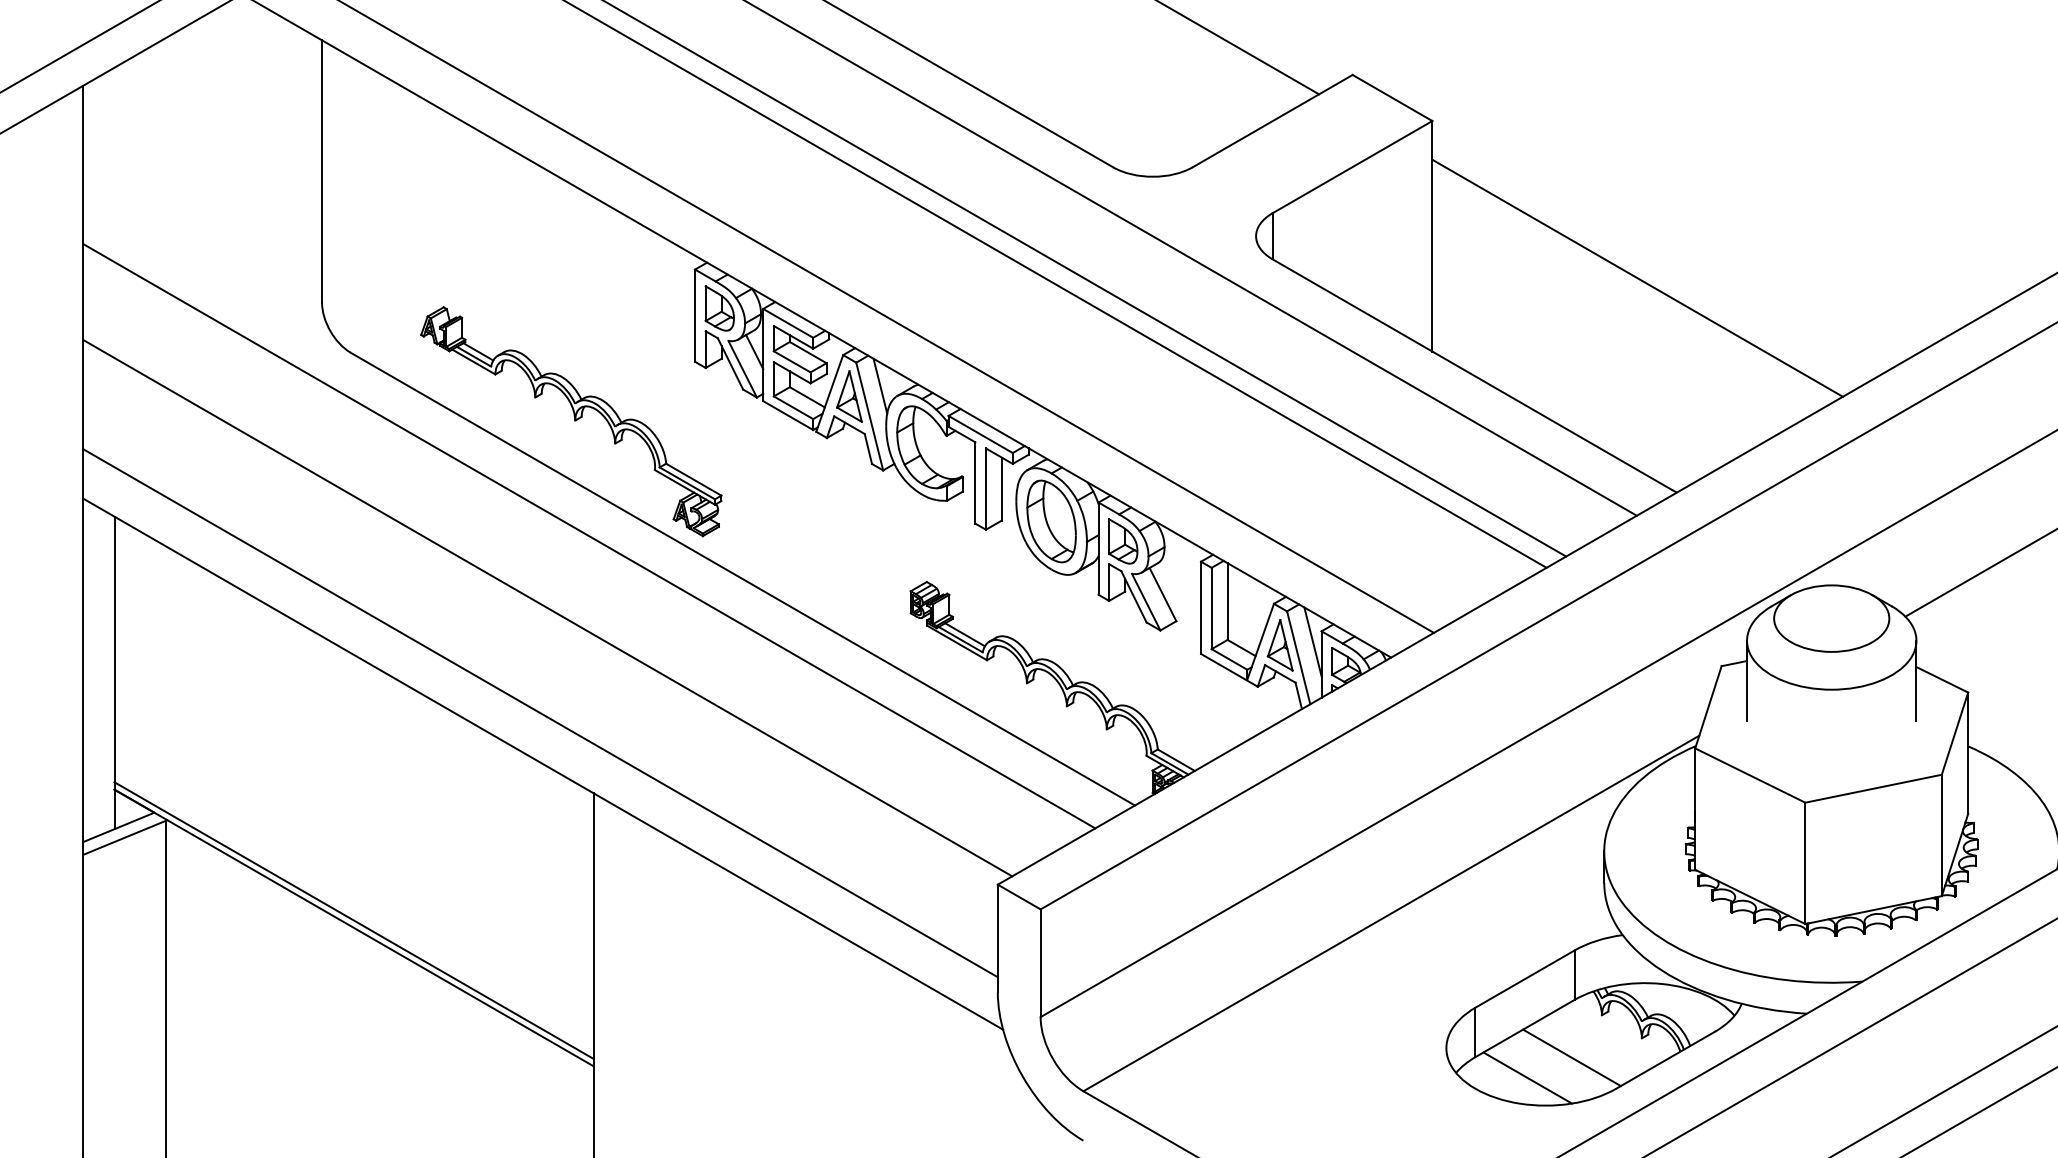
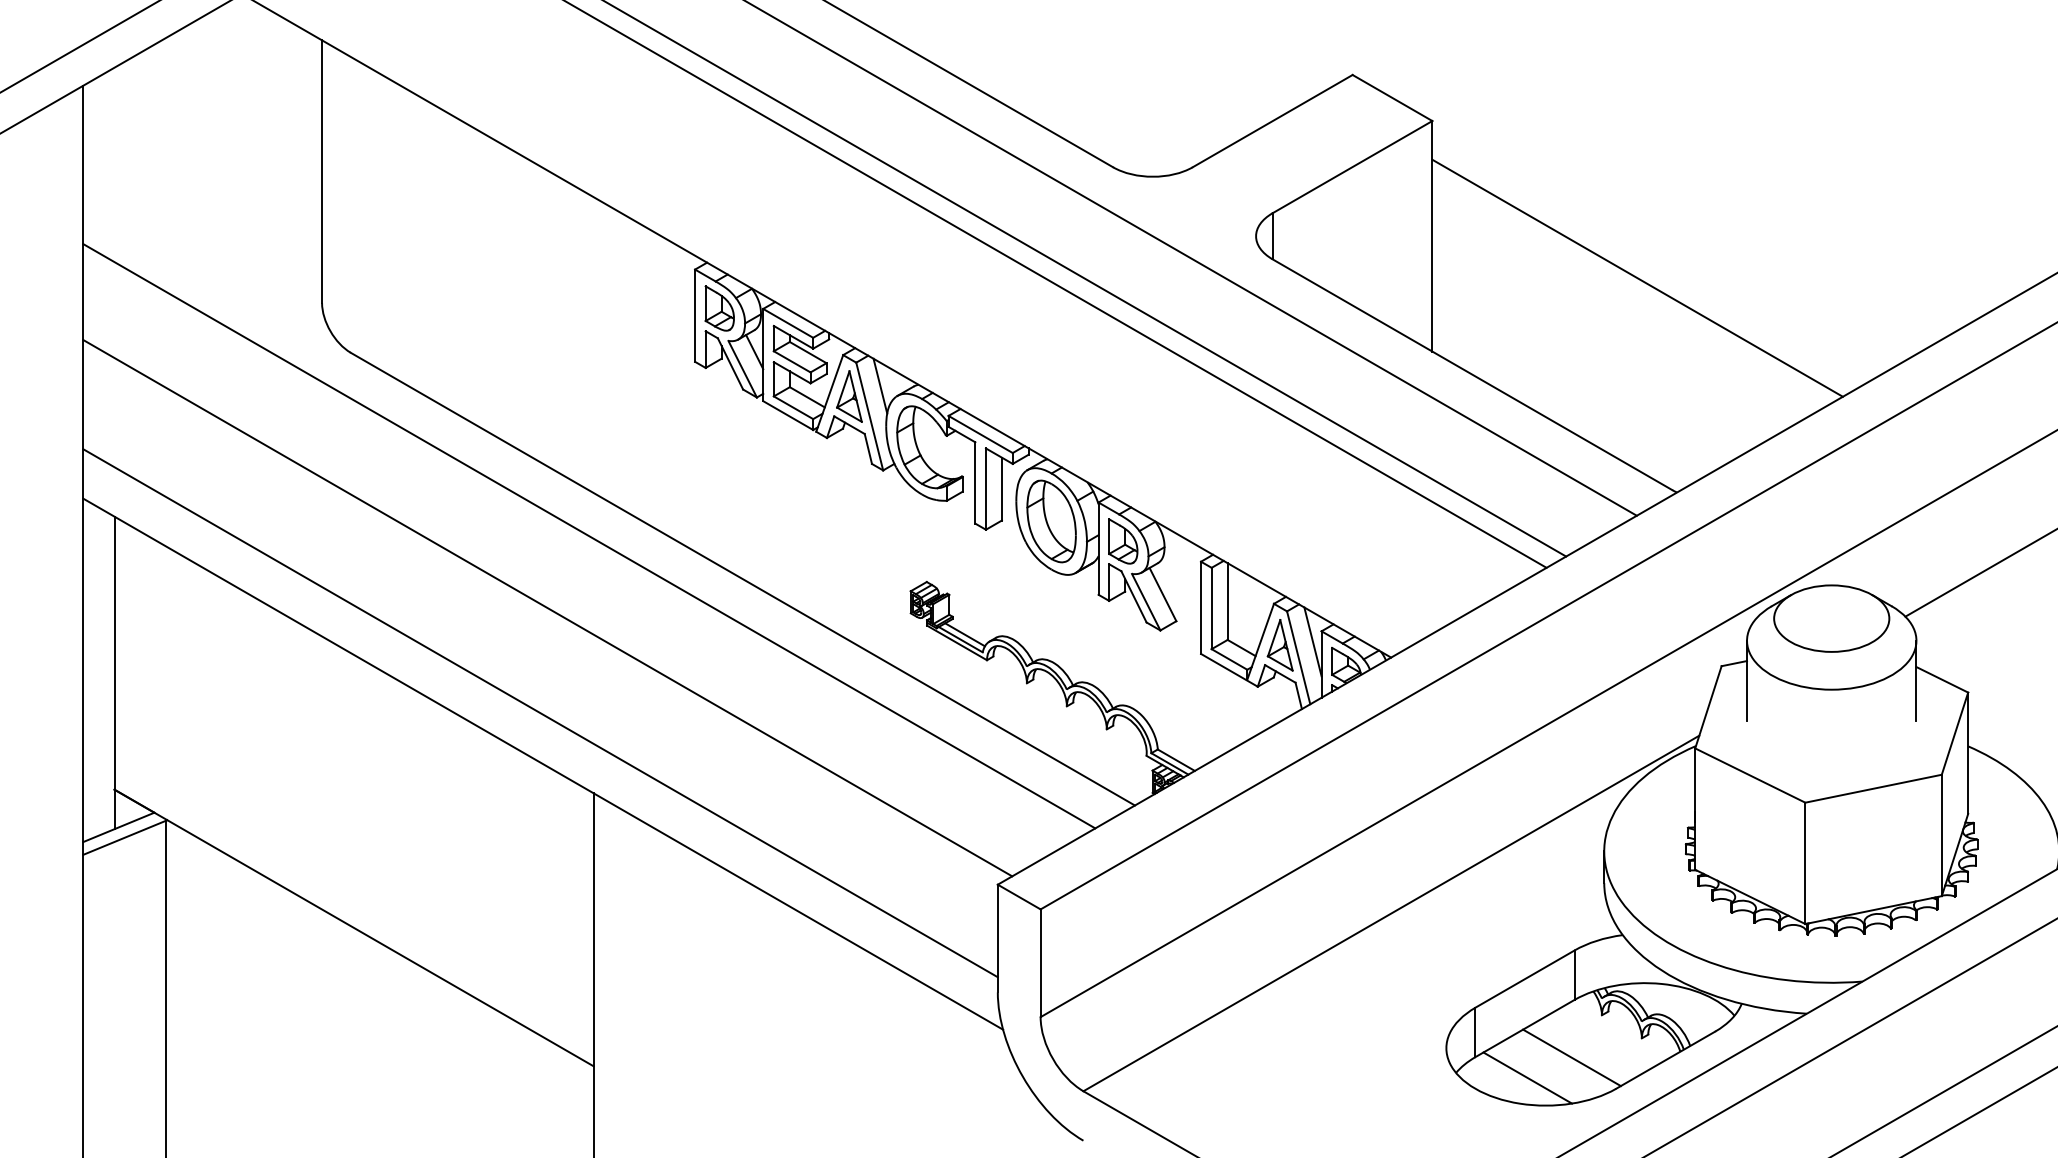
line: present -> none (1239, 48)
line: present -> none (887, 317)
part: present -> none (571, 421)
line: present -> none (353, 920)
